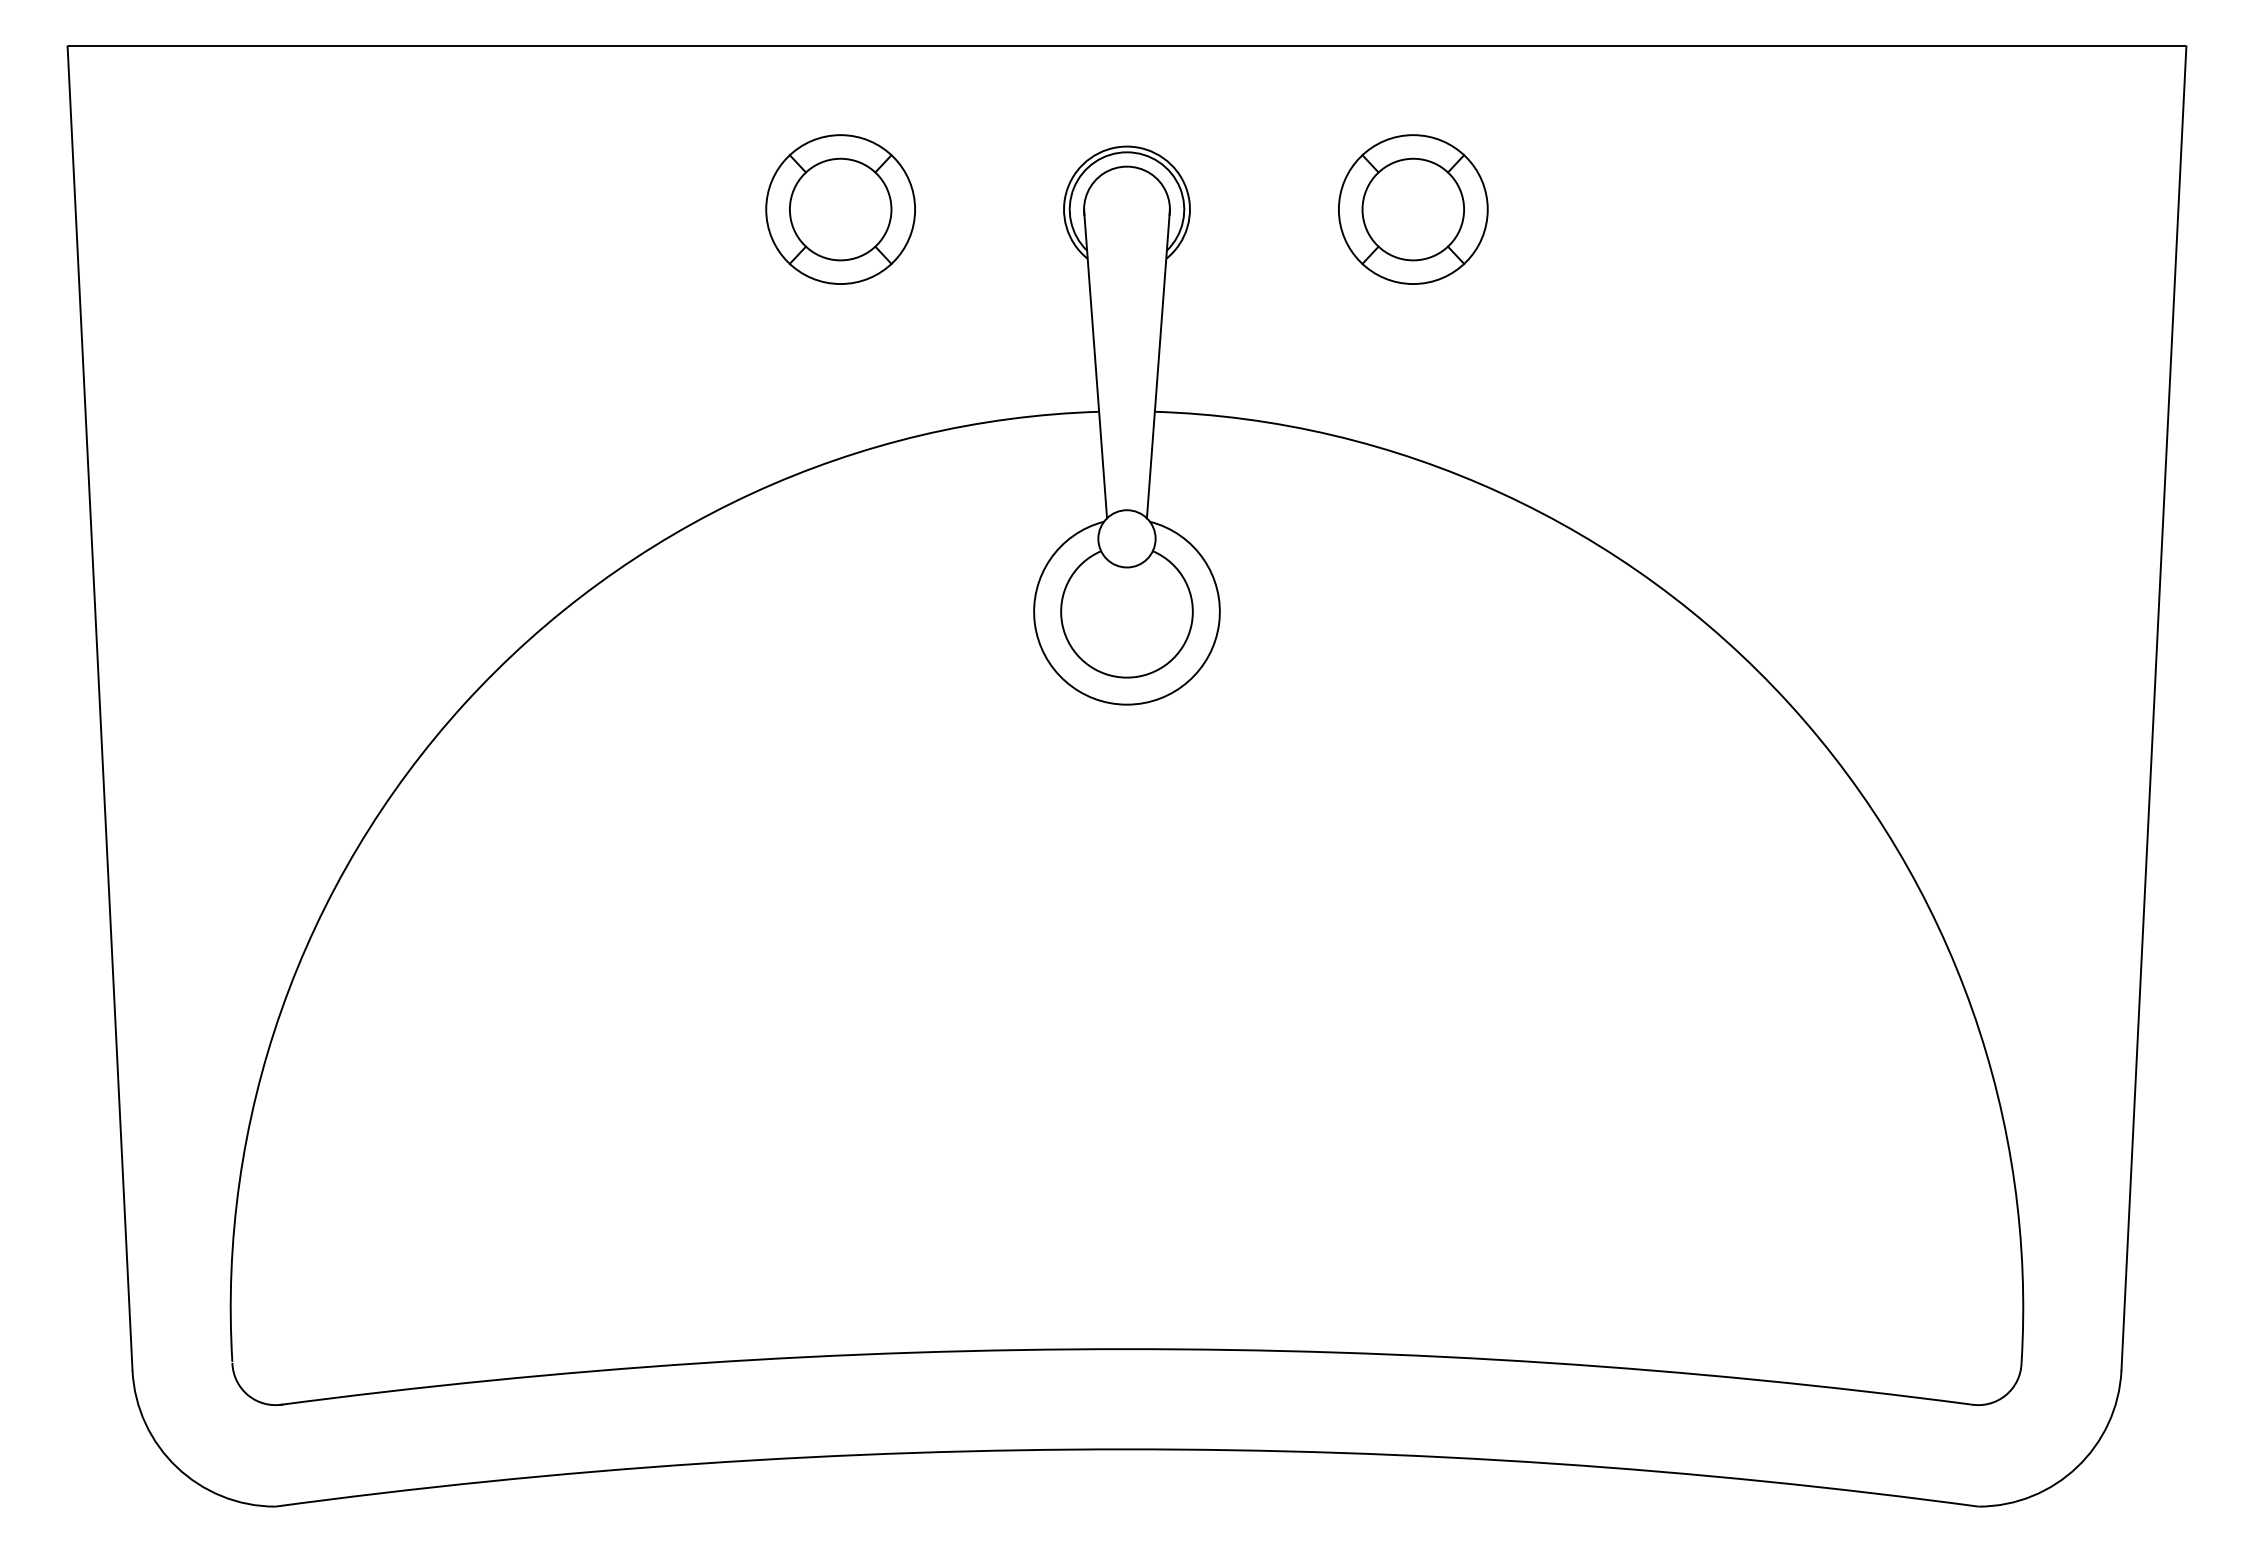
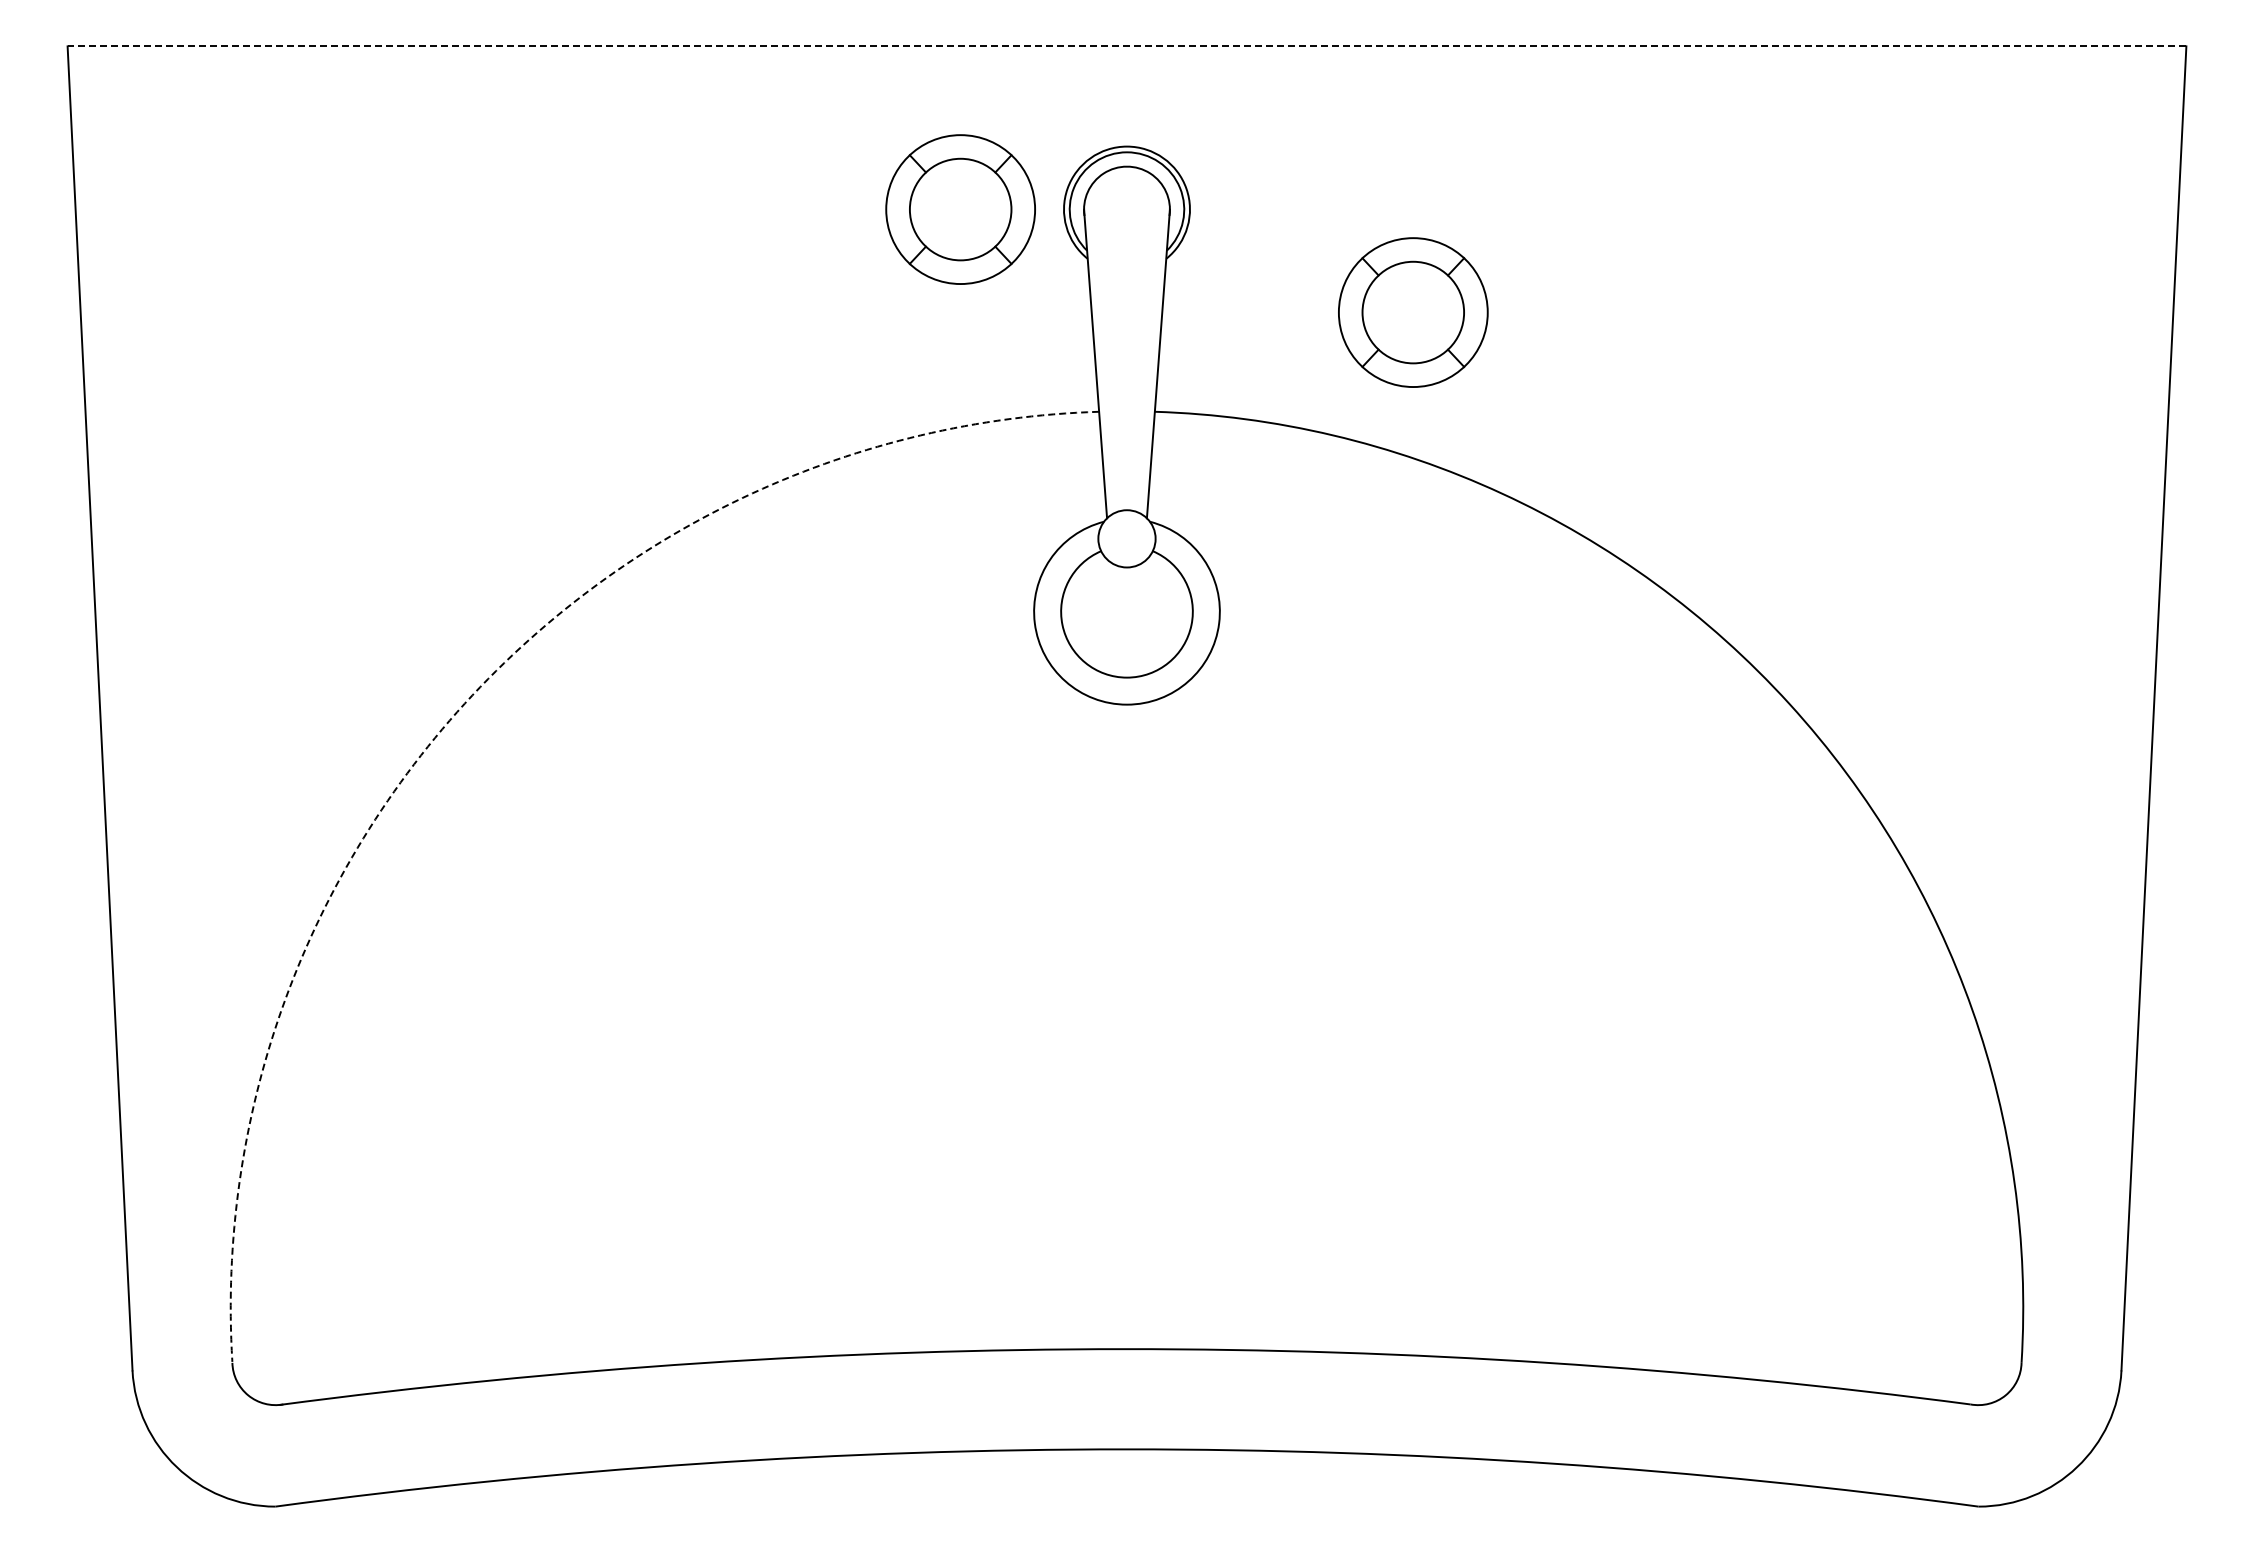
line: solid -> dashed (1126, 46)
part position: (840, 209) -> (960, 209) (960, 209)
part position: (1413, 209) -> (1413, 312) (1413, 312)
arc: solid -> dashed (464, 703)
